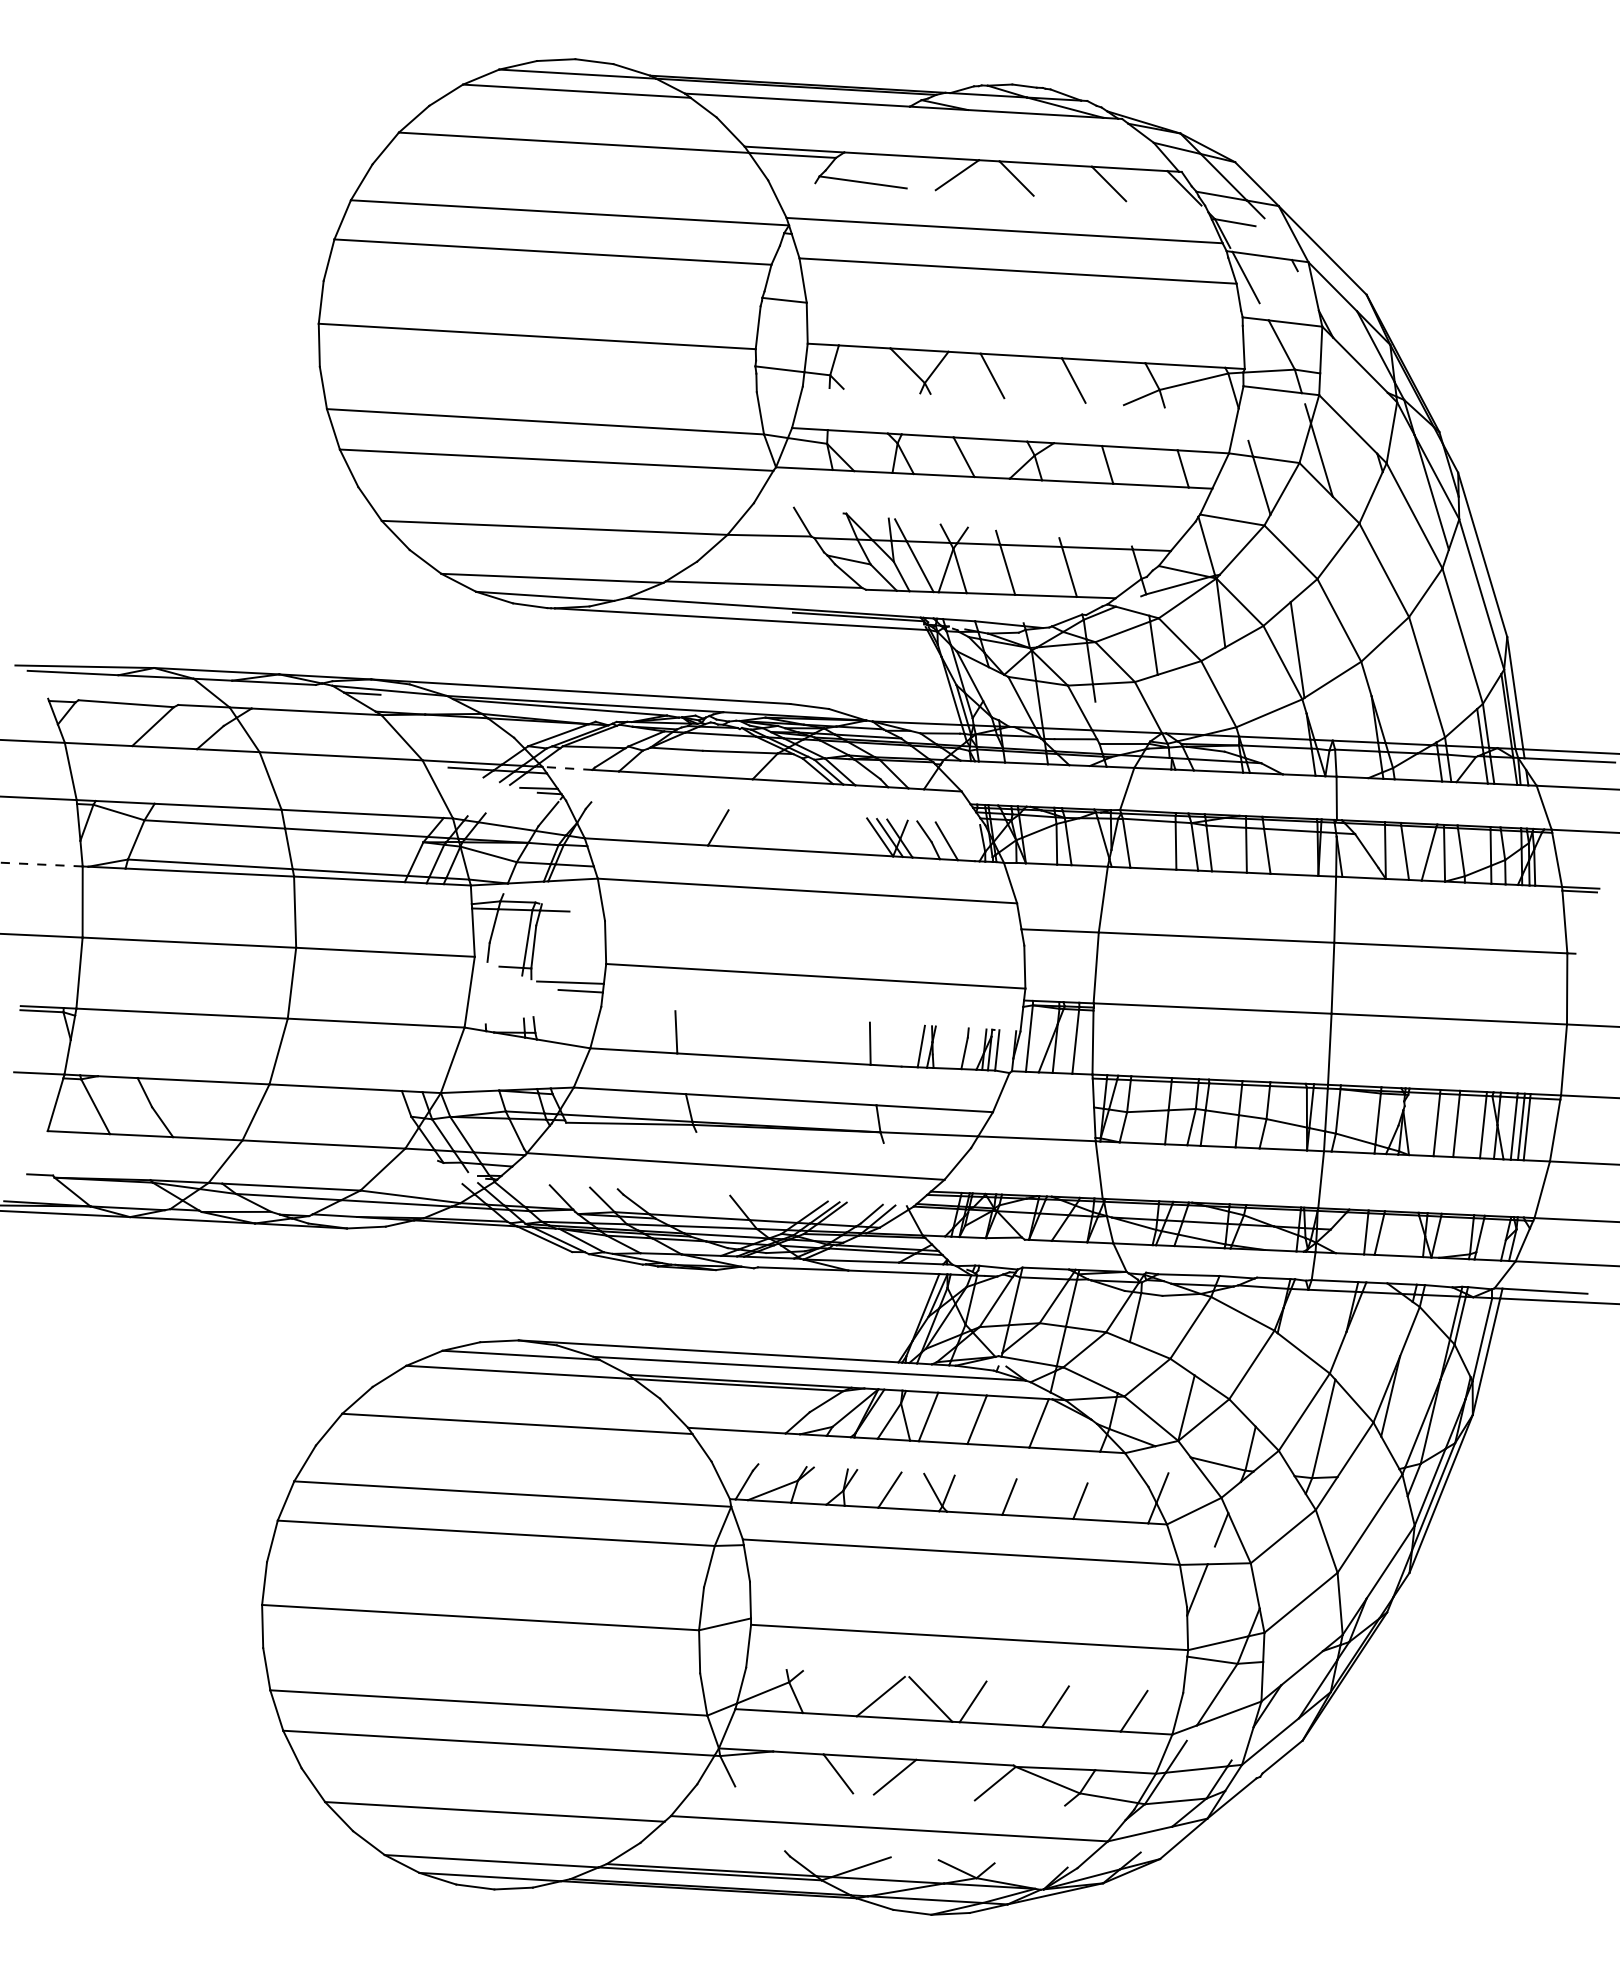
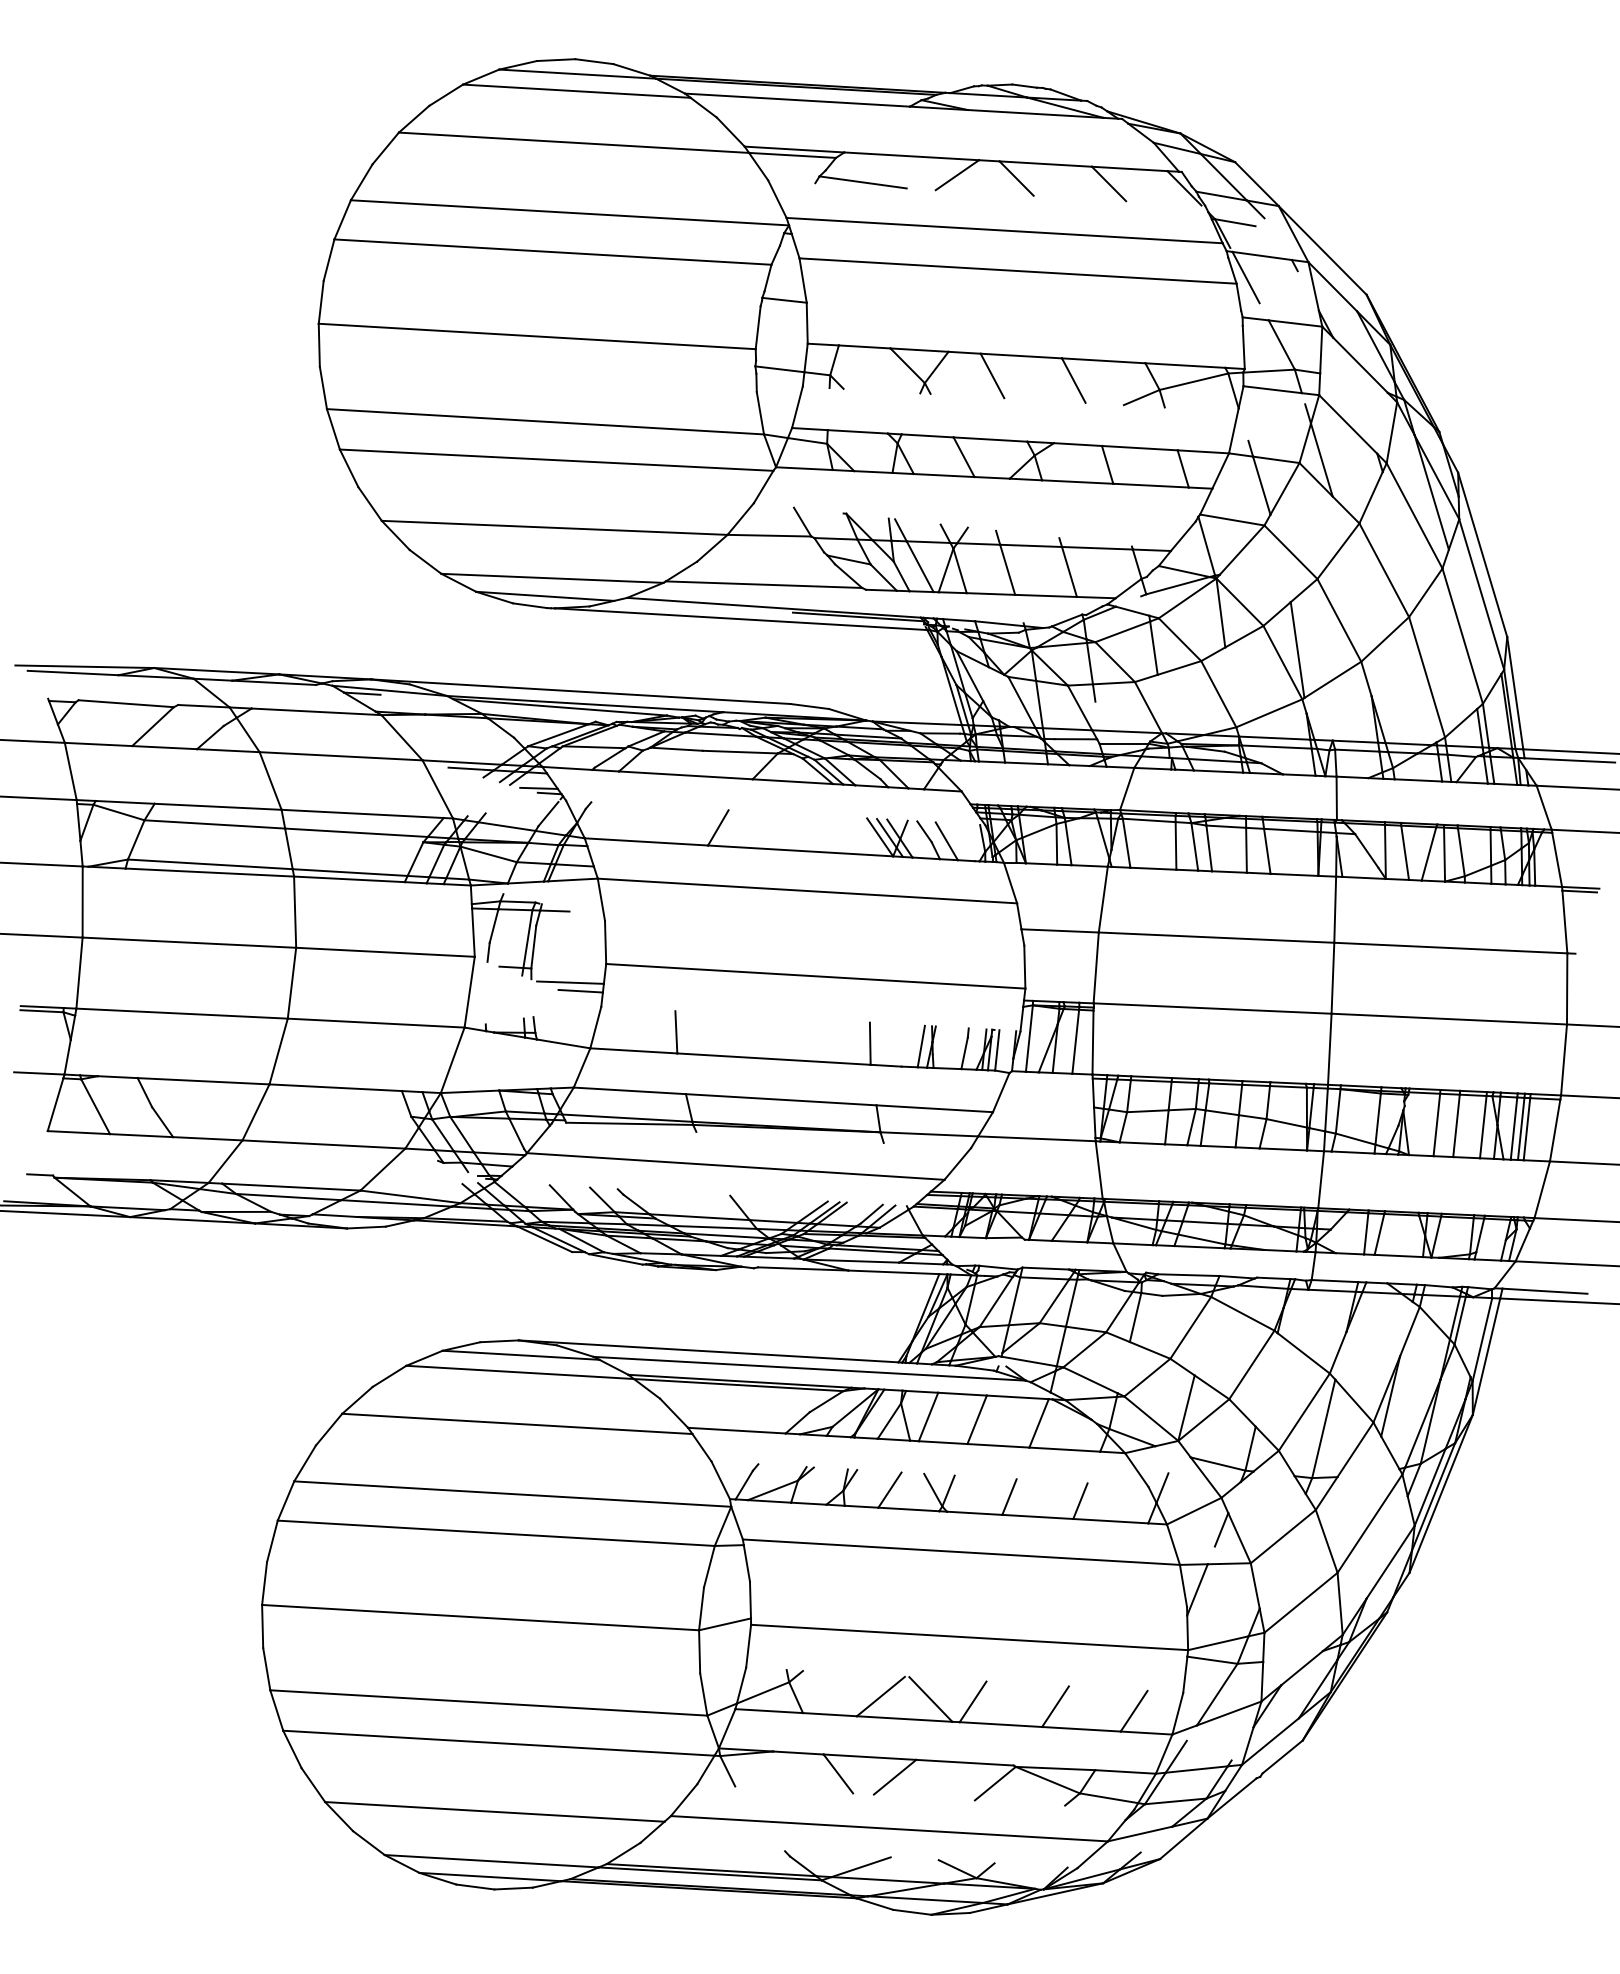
line: dashed -> solid (567, 768)
line: dashed -> solid (41, 864)
